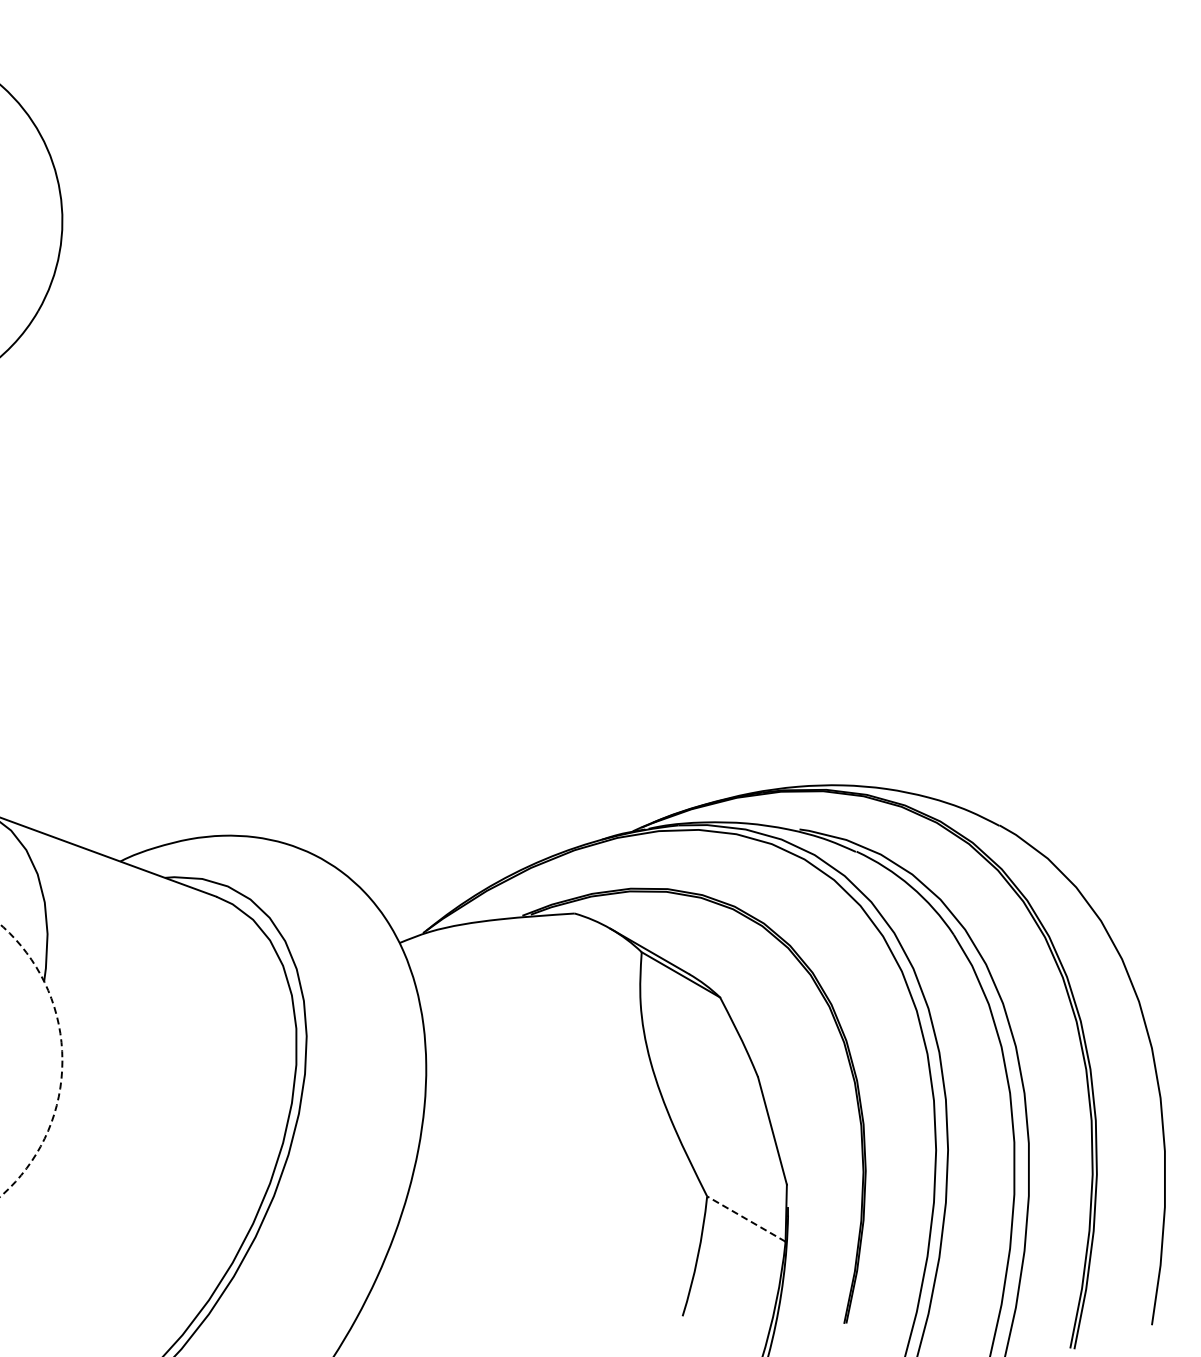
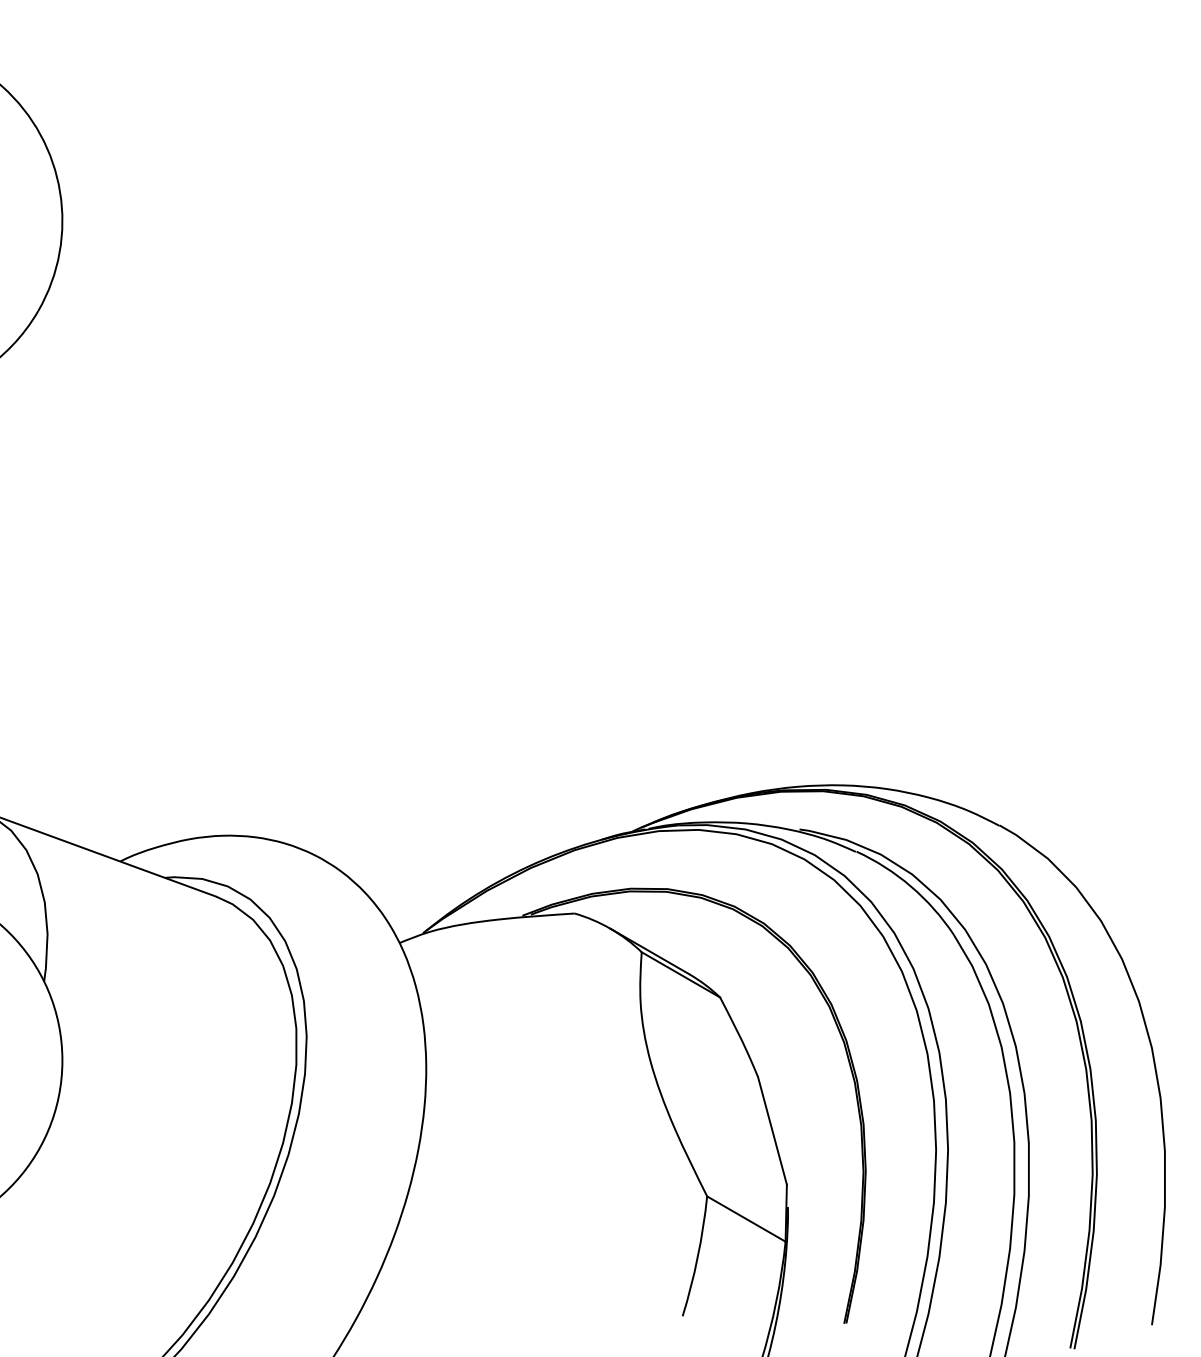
circle: dashed -> solid (31, 1060)
line: dashed -> solid (745, 1218)
